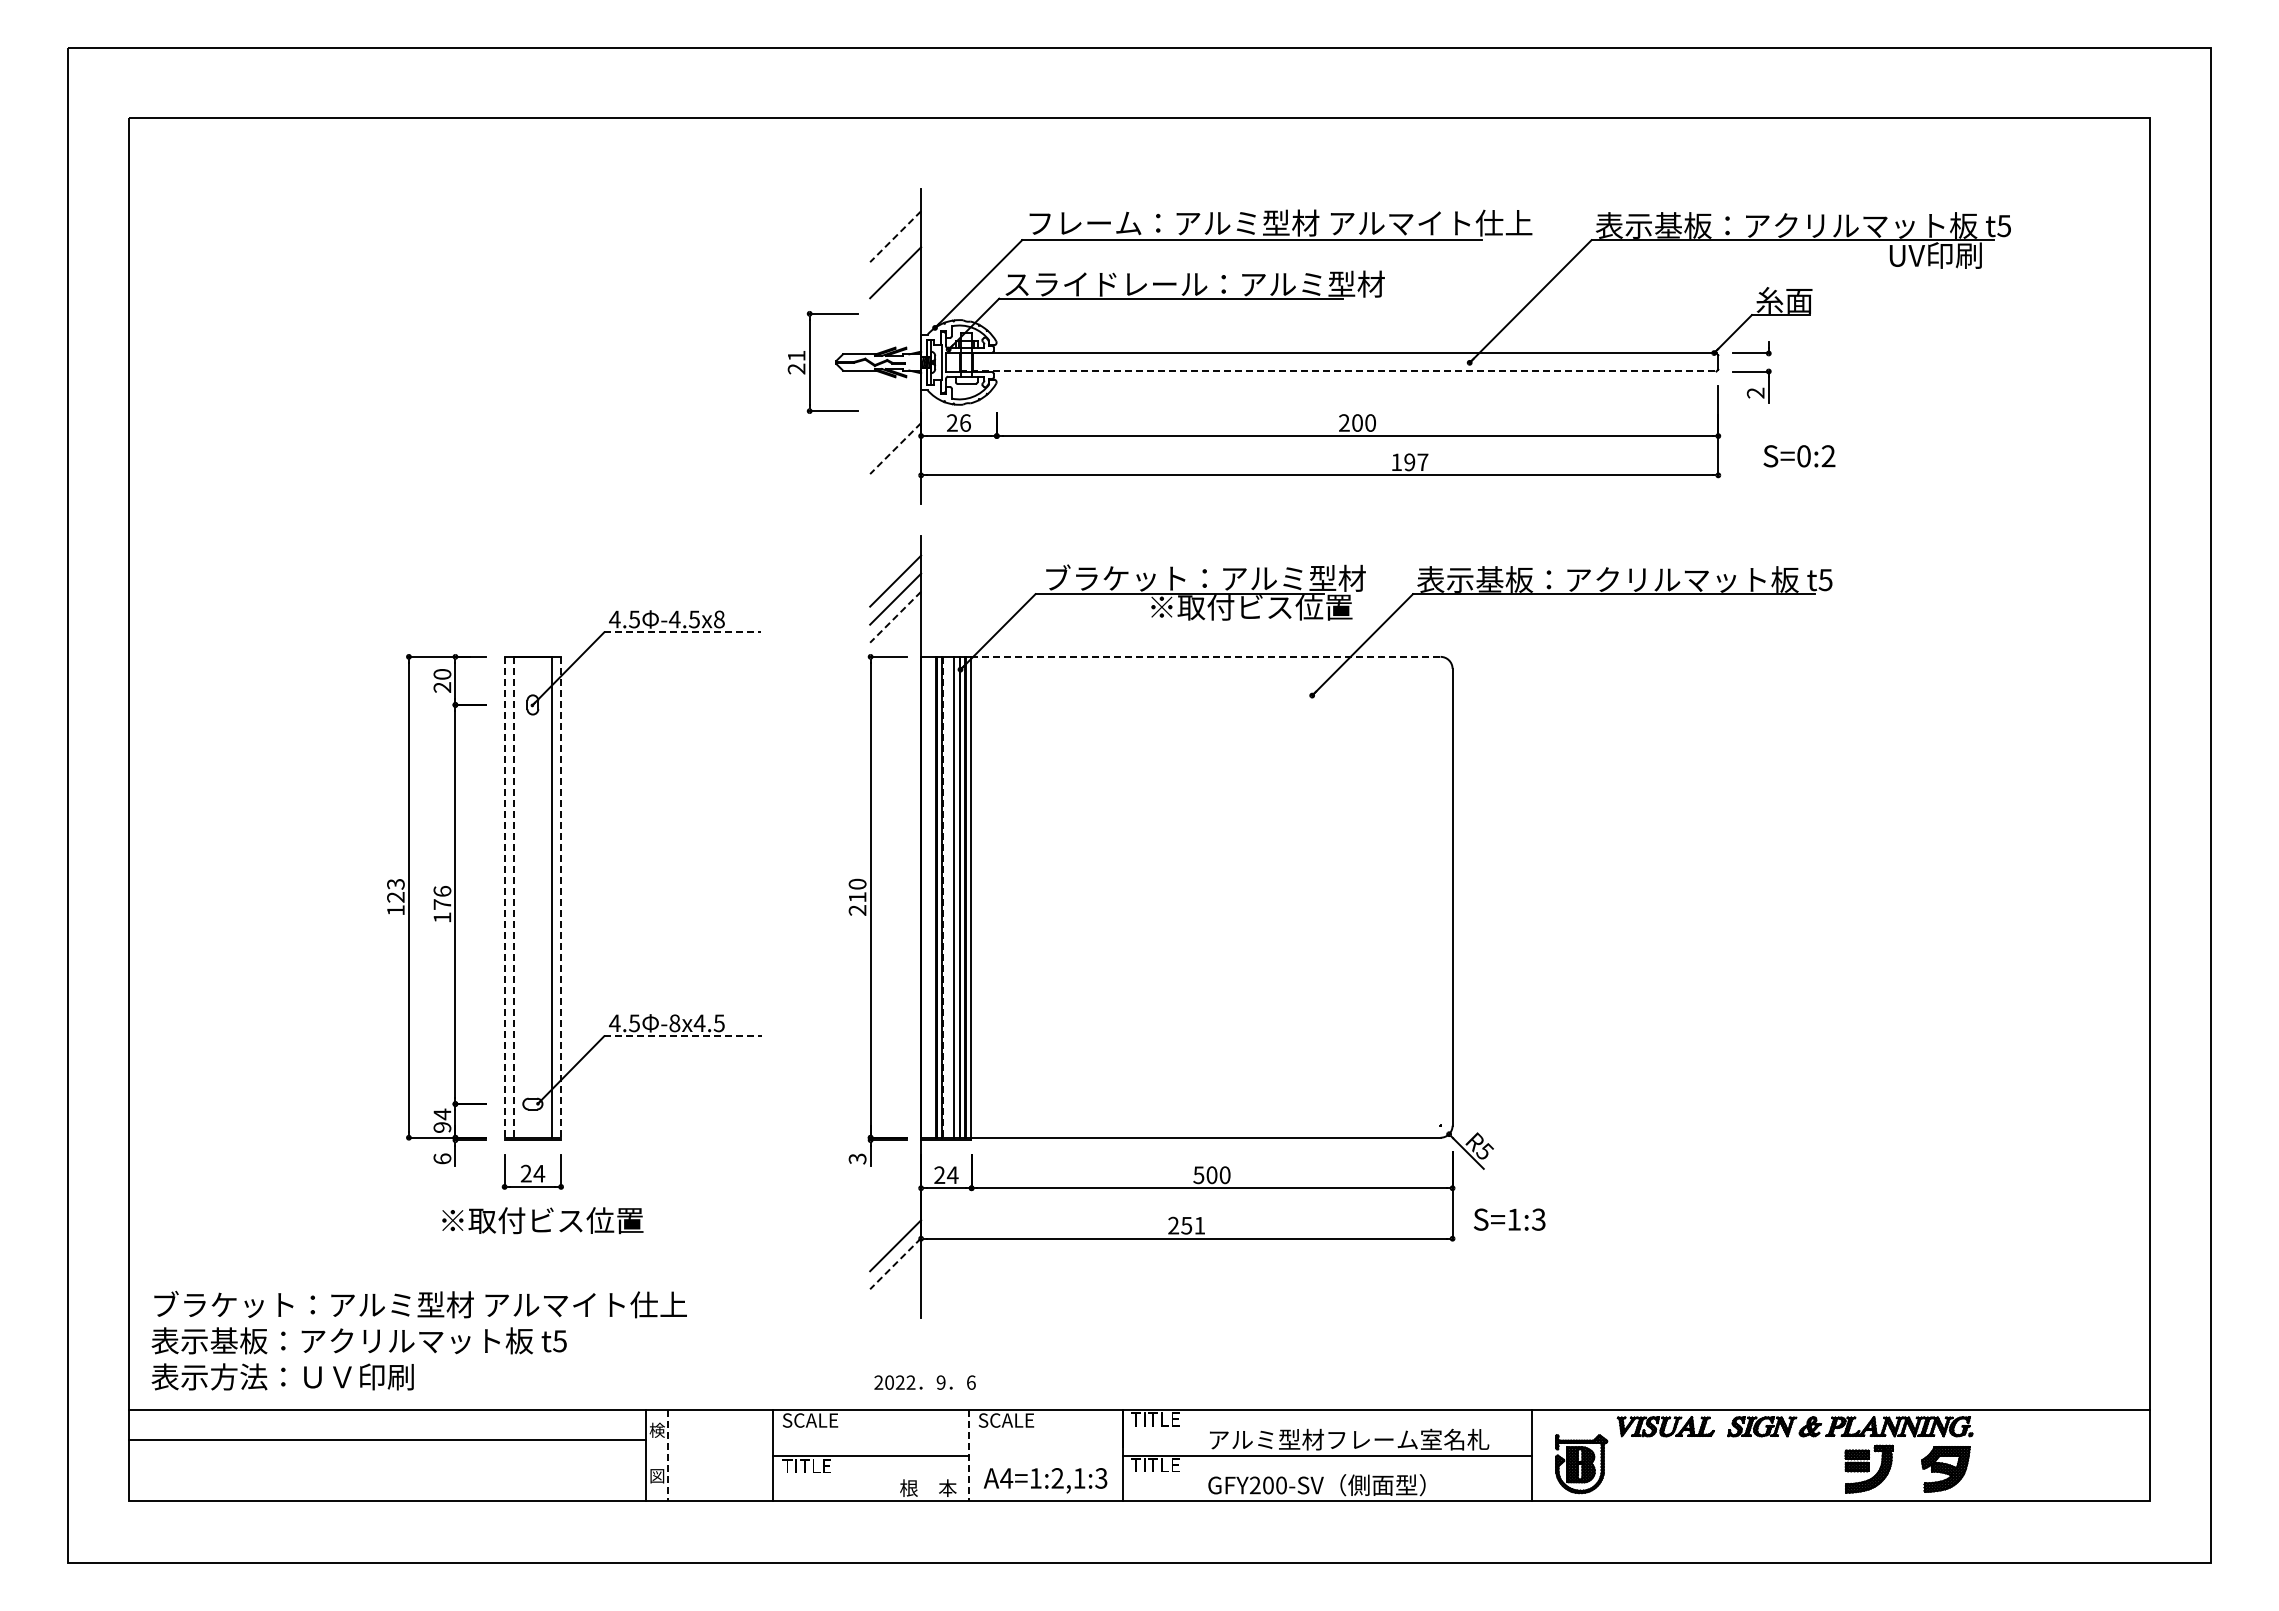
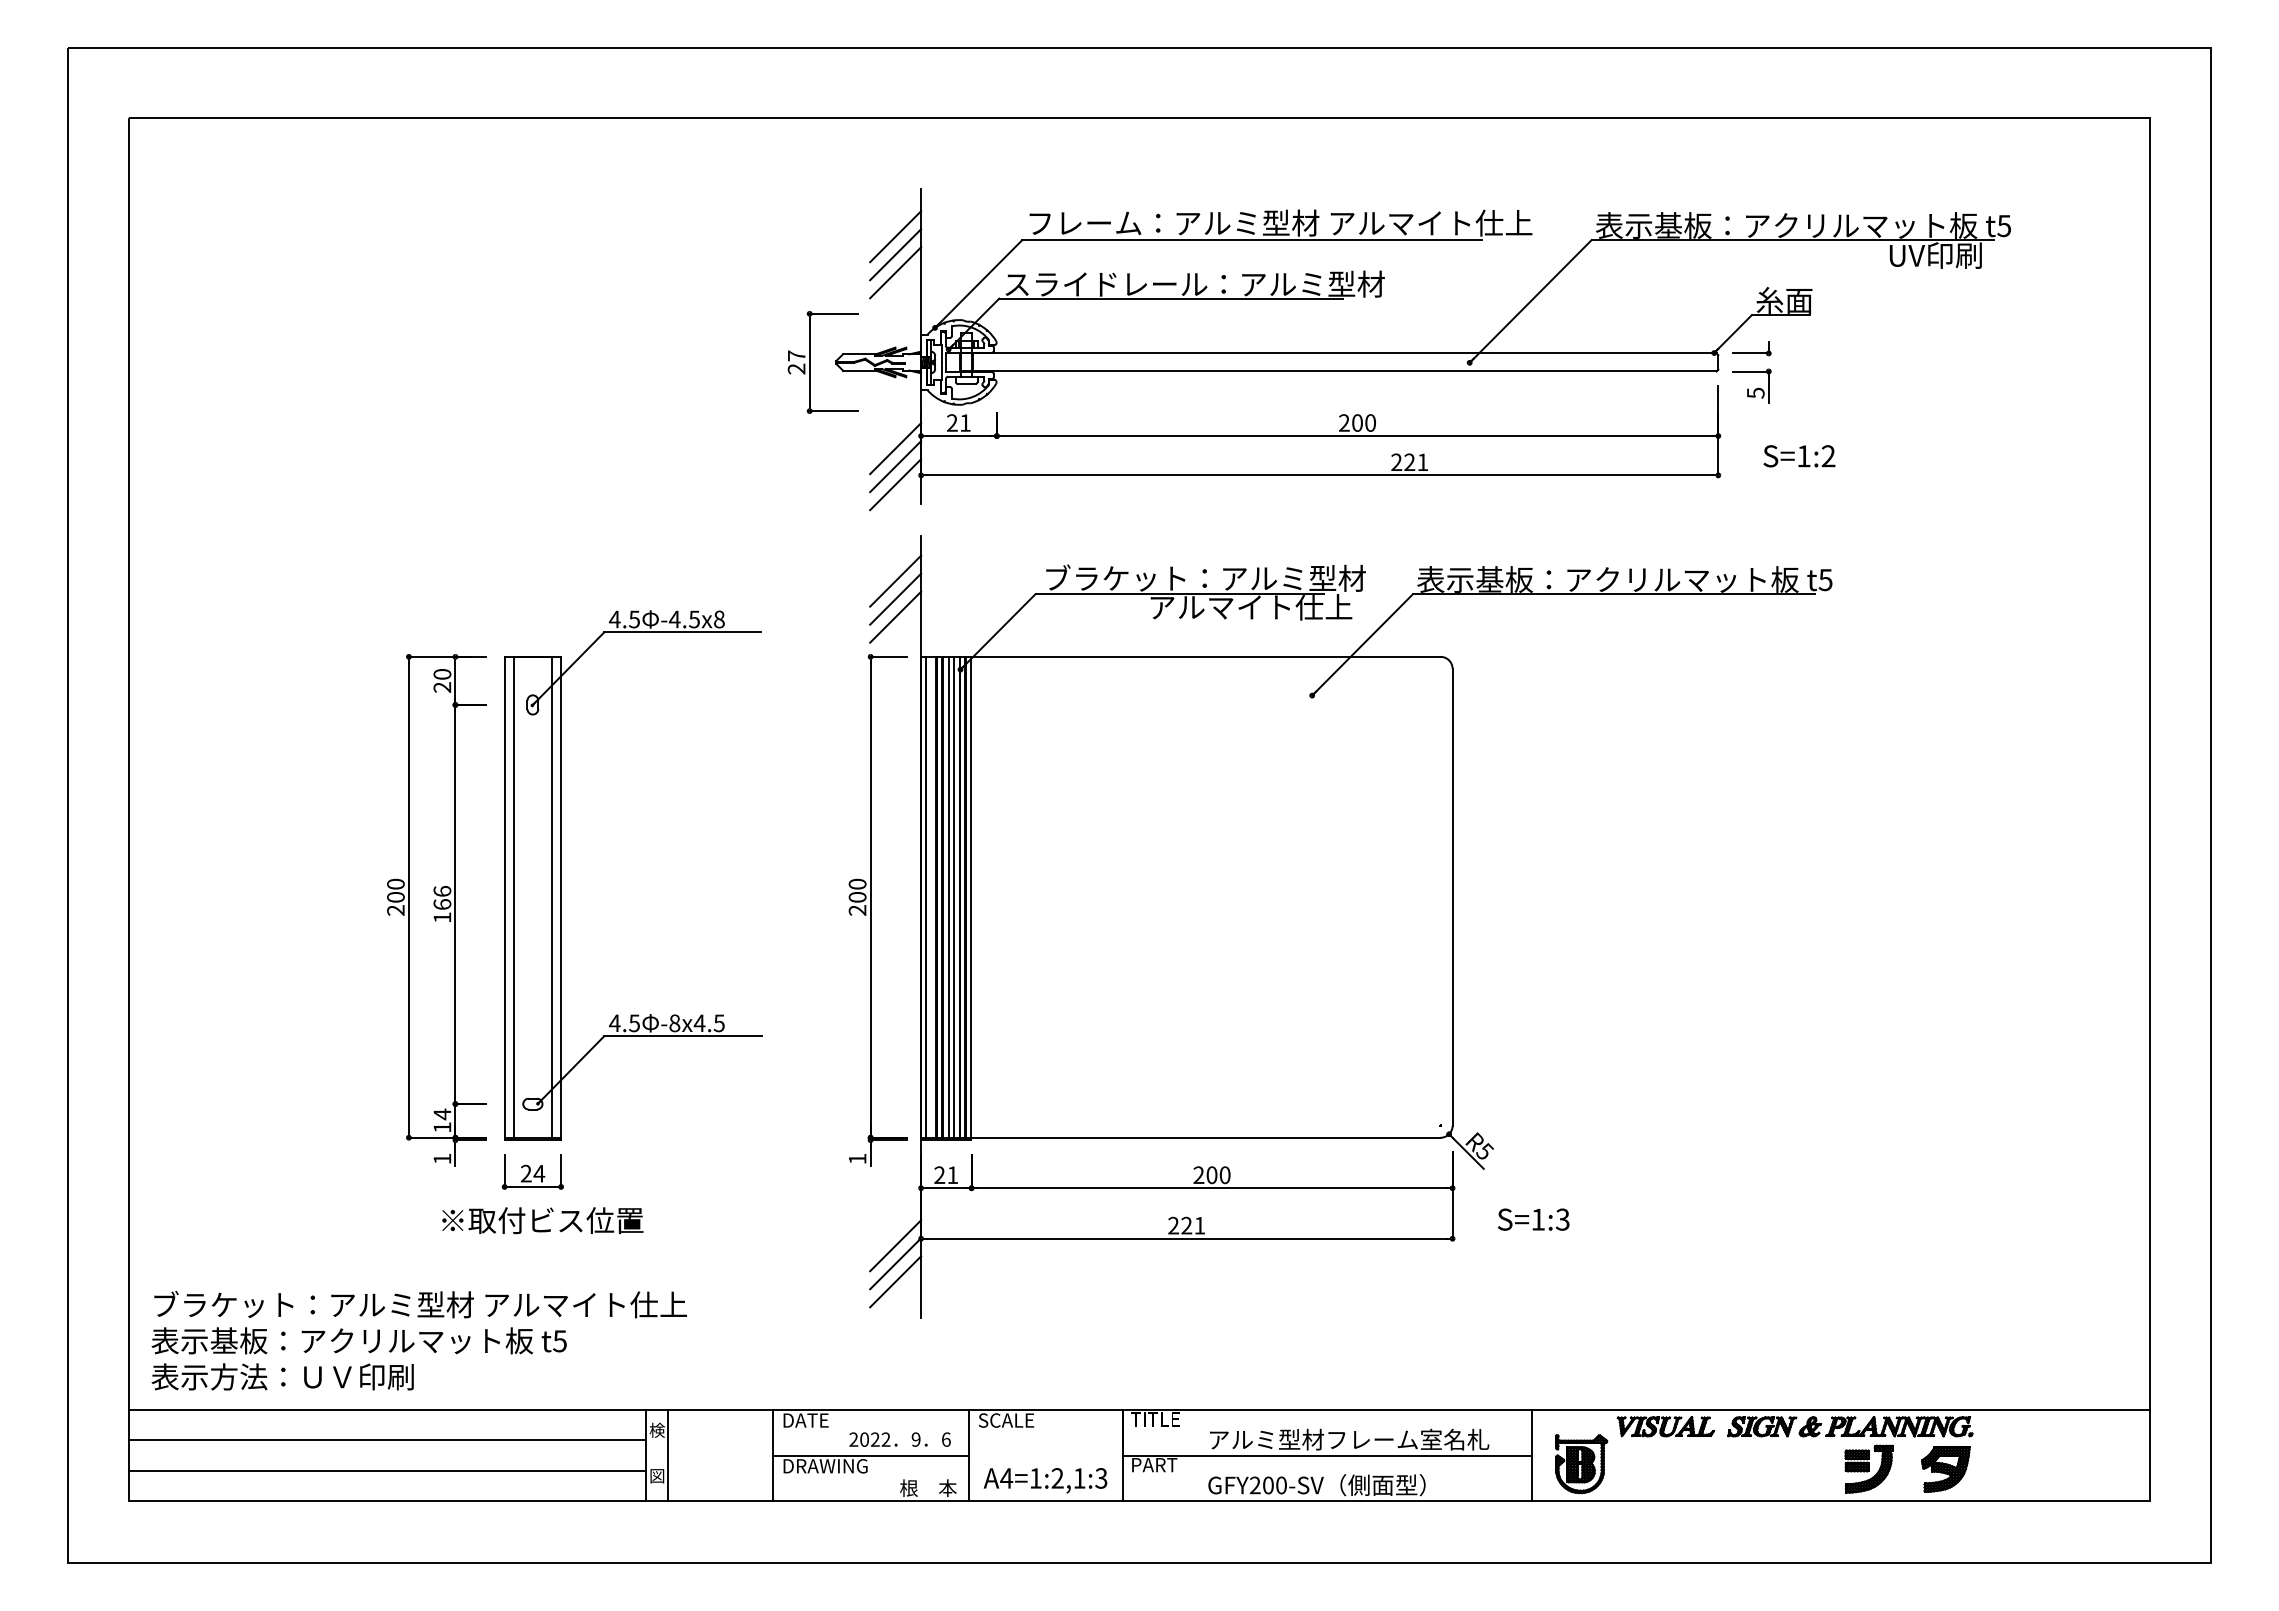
line: dashed -> solid (895, 237)
line: none -> present (895, 254)
text: 21 -> 27 (796, 355)
line: dashed -> solid (1338, 371)
text: 2 -> 5 (1755, 392)
text: 26 -> 21 (965, 422)
line: dashed -> solid (895, 448)
text: S=0:2 -> S=1:2 (1803, 456)
text: 197 -> 221 (1409, 462)
line: none -> present (895, 466)
line: none -> present (895, 484)
text: ※取付ビス位置 -> アルマイト仕上 (1251, 607)
line: dashed -> solid (895, 617)
line: dashed -> solid (682, 632)
line: dashed -> solid (1206, 656)
text: 123 -> 200 (395, 896)
line: none -> present (925, 896)
line: none -> present (949, 896)
line: dashed -> solid (514, 897)
text: 210 -> 200 (857, 897)
line: dashed -> solid (943, 897)
line: dashed -> solid (504, 898)
line: dashed -> solid (561, 898)
text: 176 -> 166 (442, 904)
line: dashed -> solid (683, 1036)
text: 94 -> 14 (442, 1127)
text: 6 -> 1 (442, 1158)
text: 3 -> 1 (857, 1158)
text: 24 -> 21 (952, 1174)
text: 500 -> 200 (1198, 1175)
text position: (1509, 1219) -> (1533, 1219) (1533, 1219)
text: 251 -> 221 (1186, 1225)
line: dashed -> solid (895, 1264)
line: none -> present (895, 1281)
text position: (924, 1382) -> (899, 1439) (899, 1439)
text: SCALE -> DATE (810, 1420)
line: dashed -> solid (668, 1455)
line: dashed -> solid (969, 1455)
text: TITLE -> PART (1155, 1465)
text: TITLE -> DRAWING (824, 1466)
line: none -> present (387, 1470)
